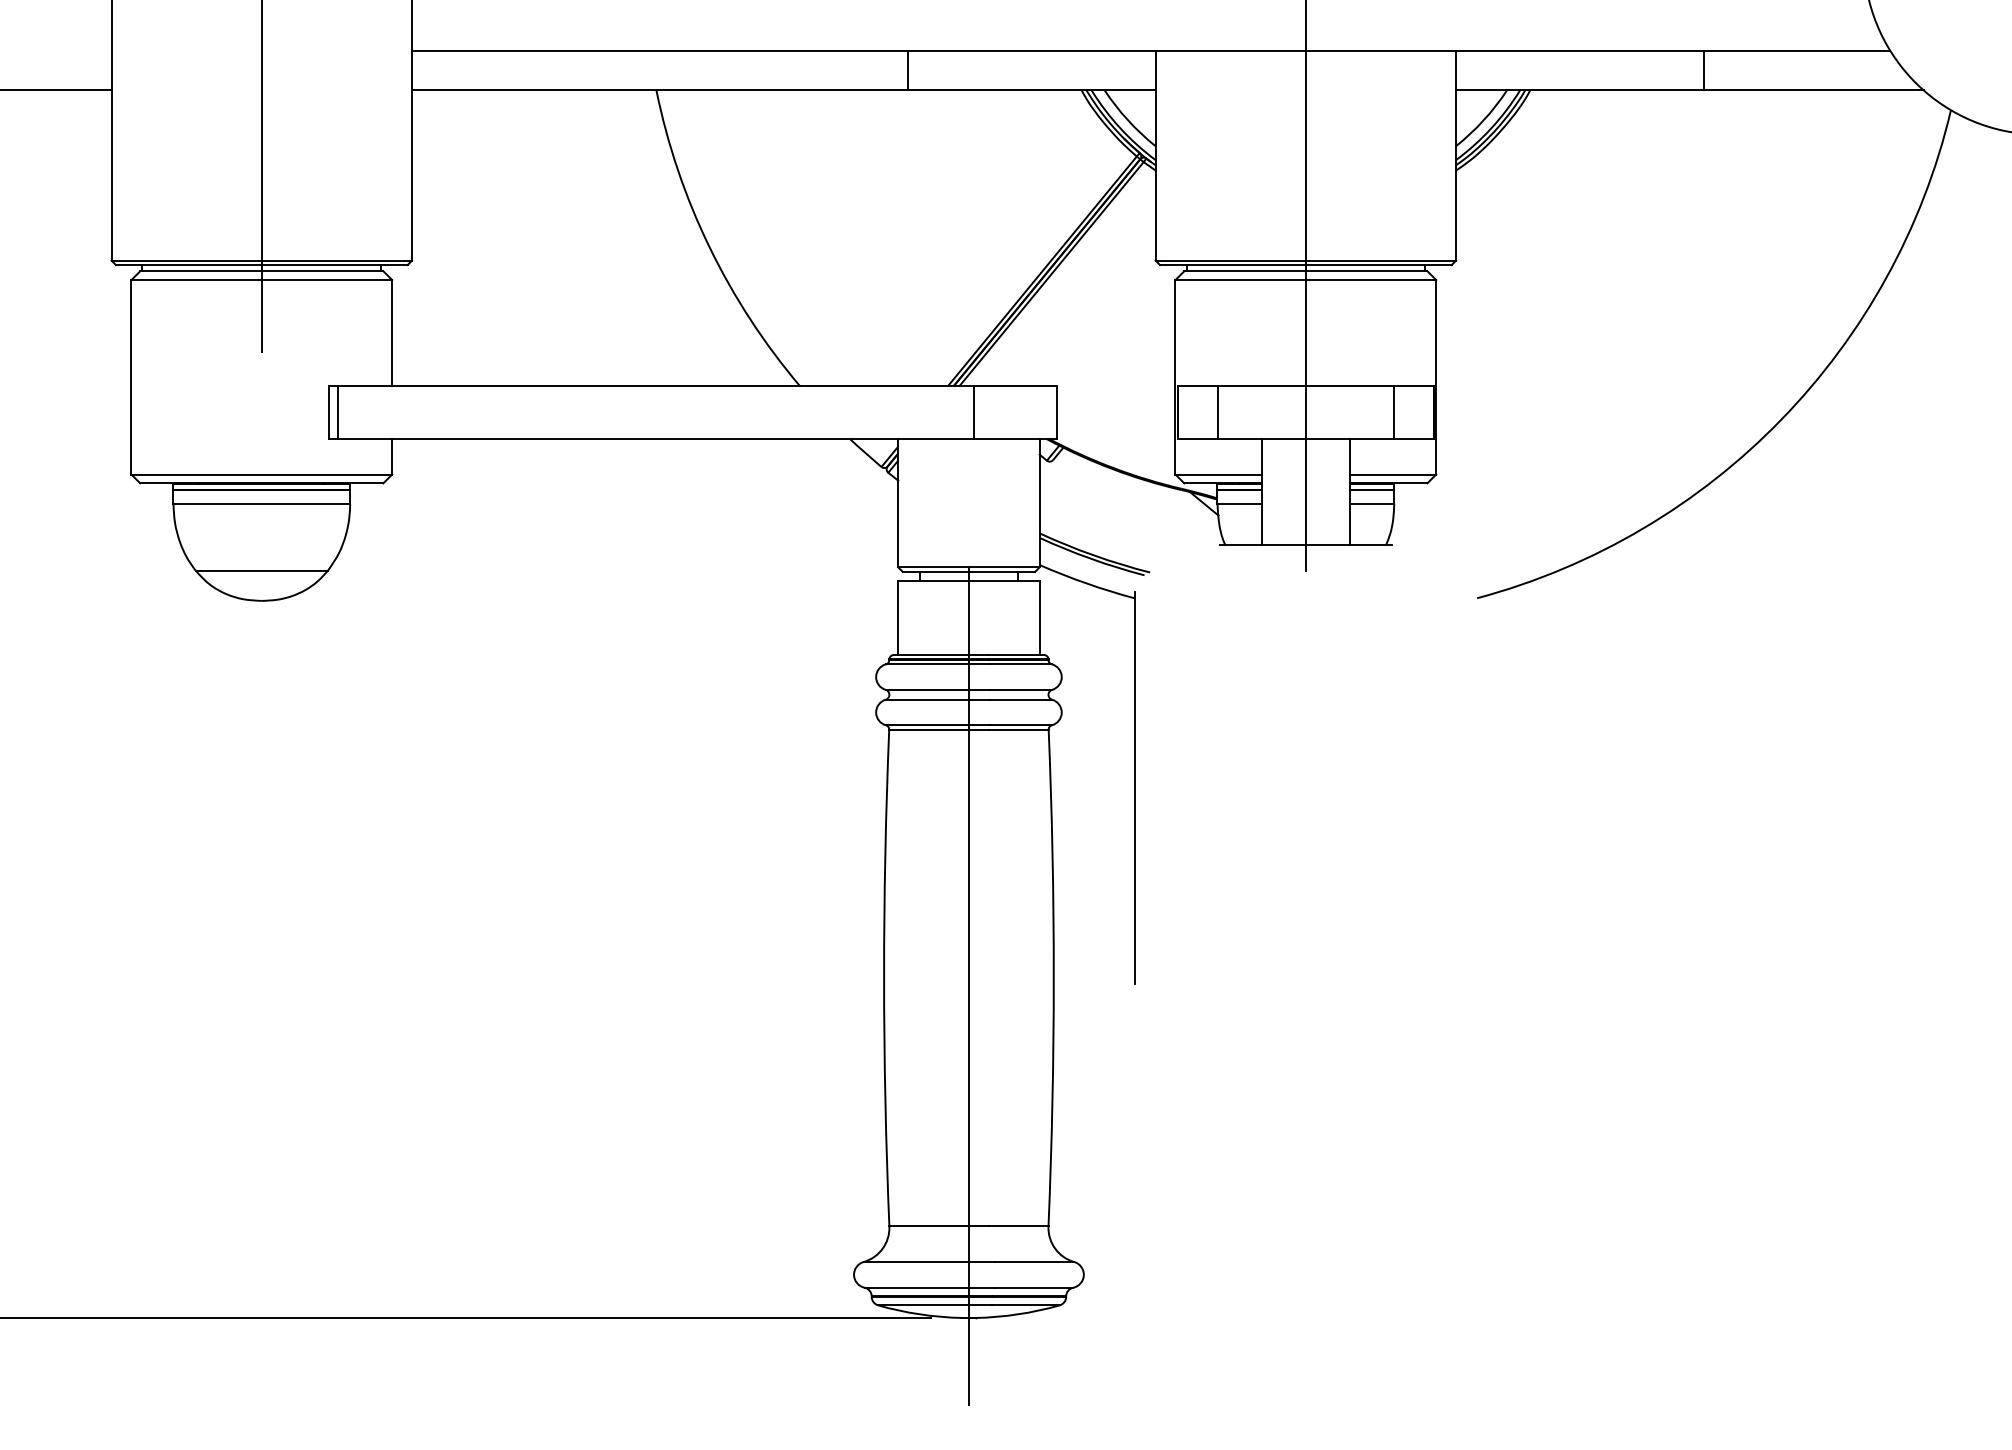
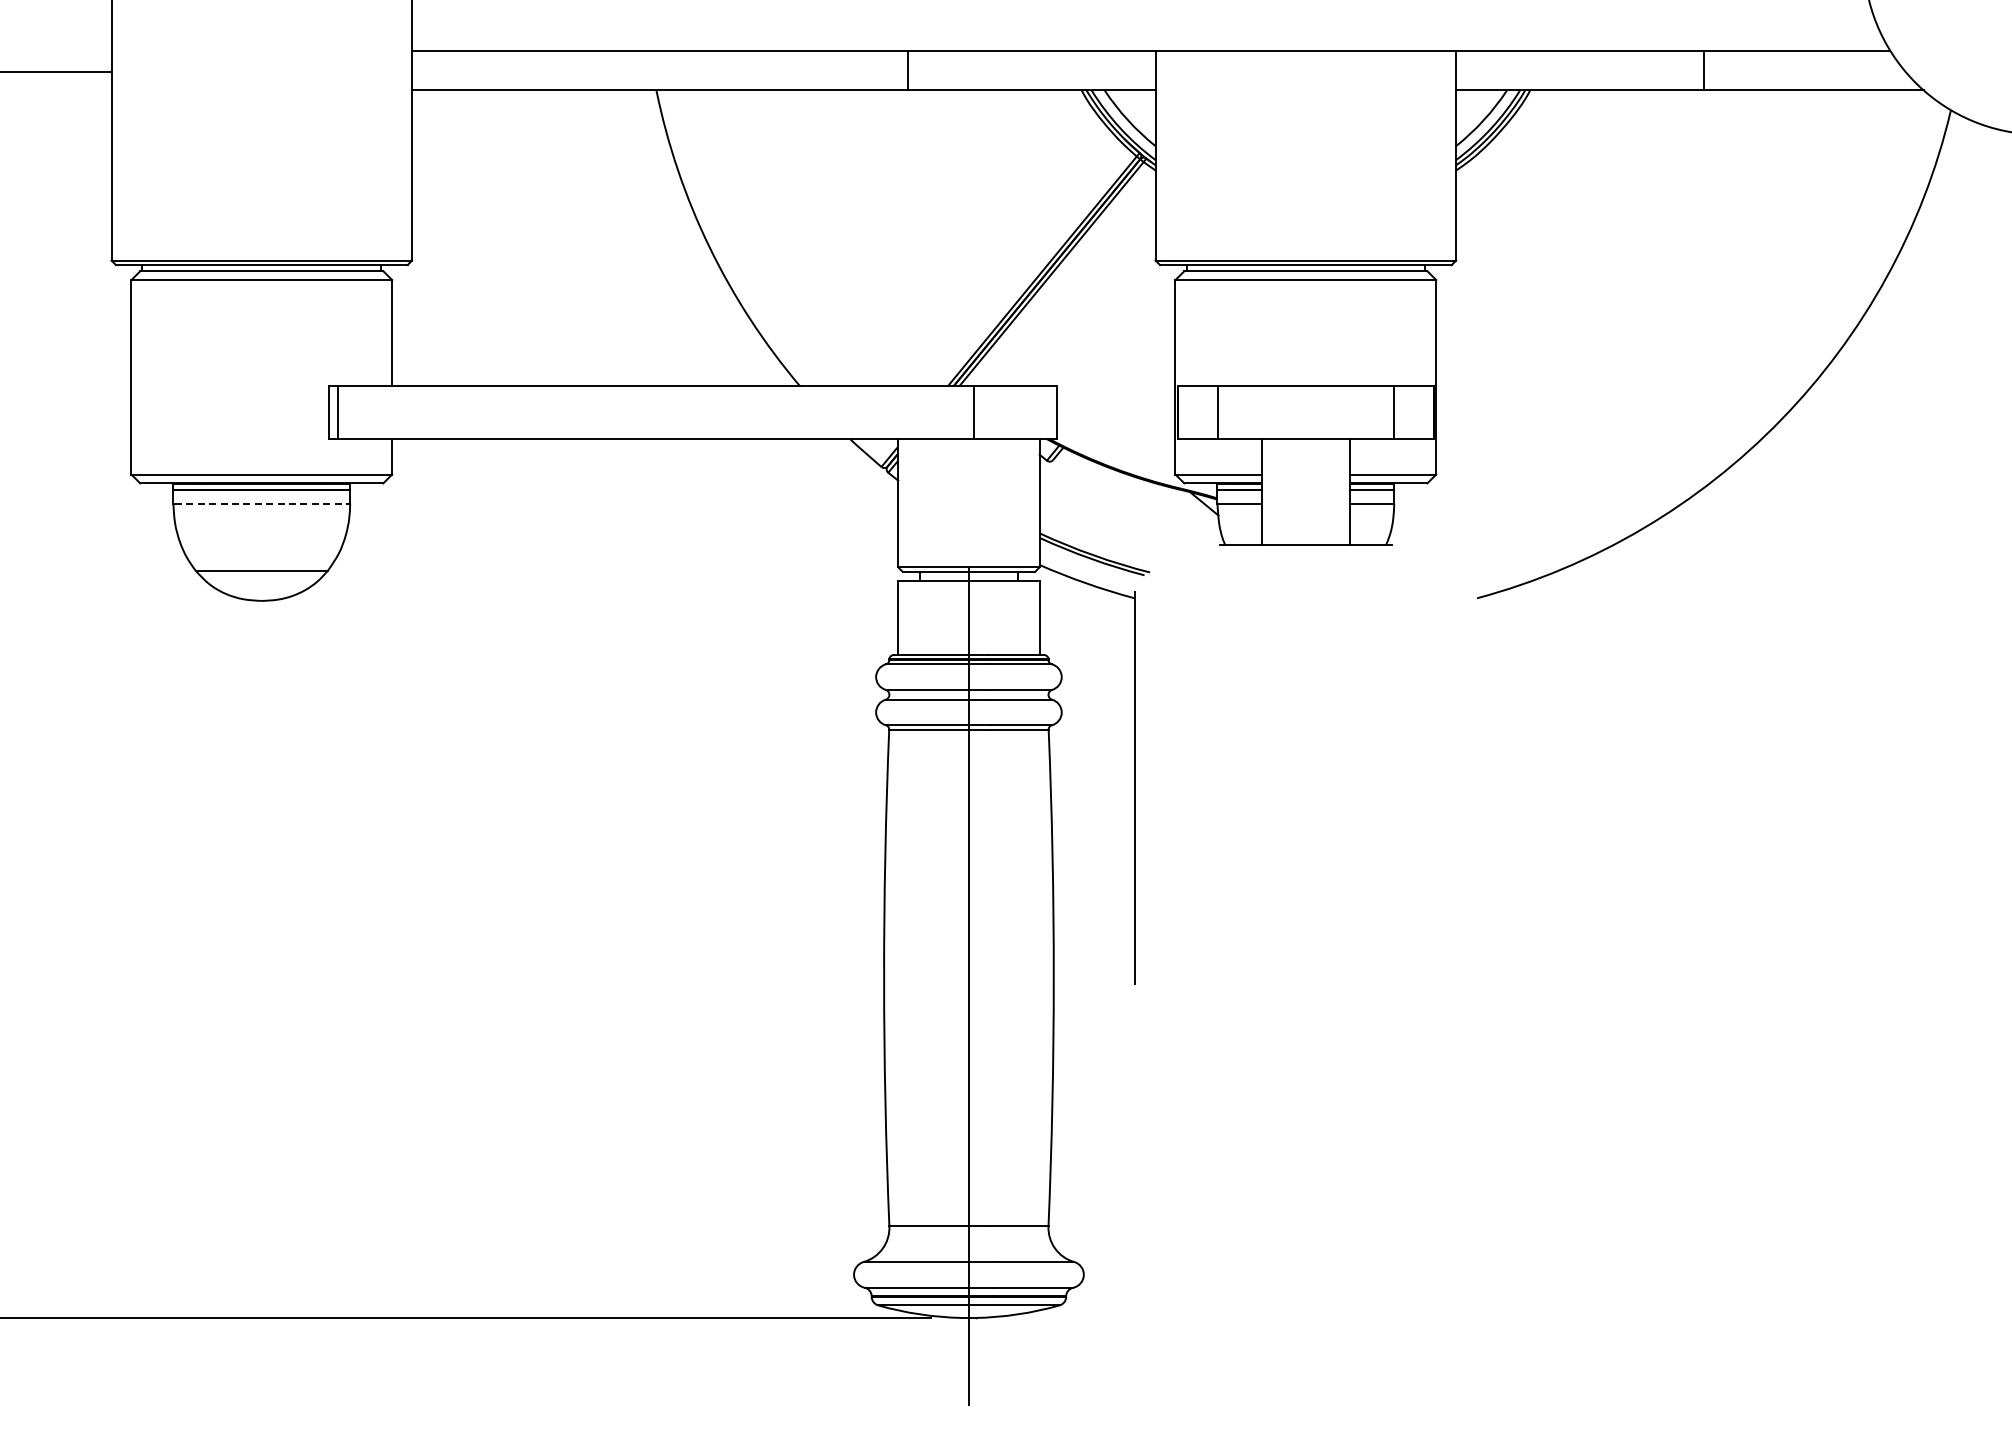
line position: (56, 90) -> (56, 72) (56, 72)
line: present -> none (261, 177)
line: present -> none (1305, 286)
line: solid -> dashed (262, 503)
